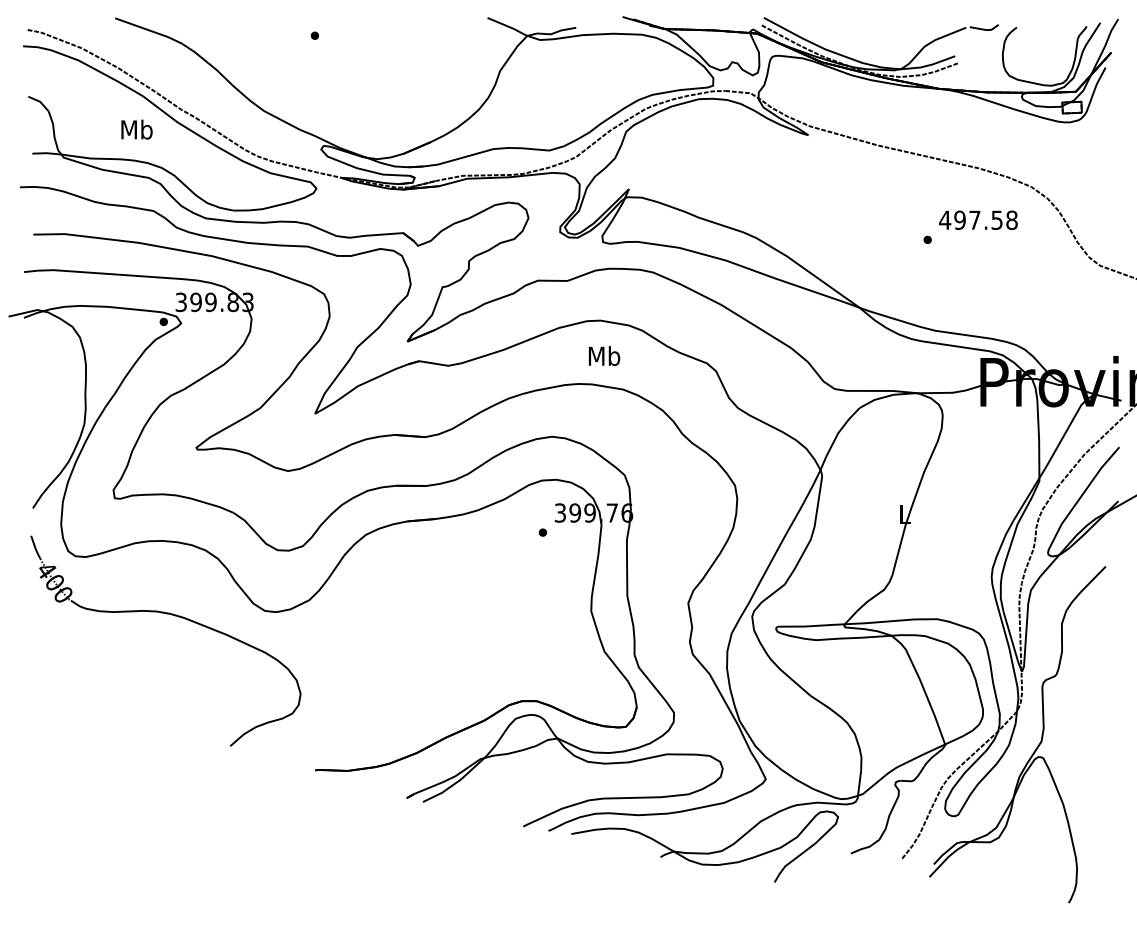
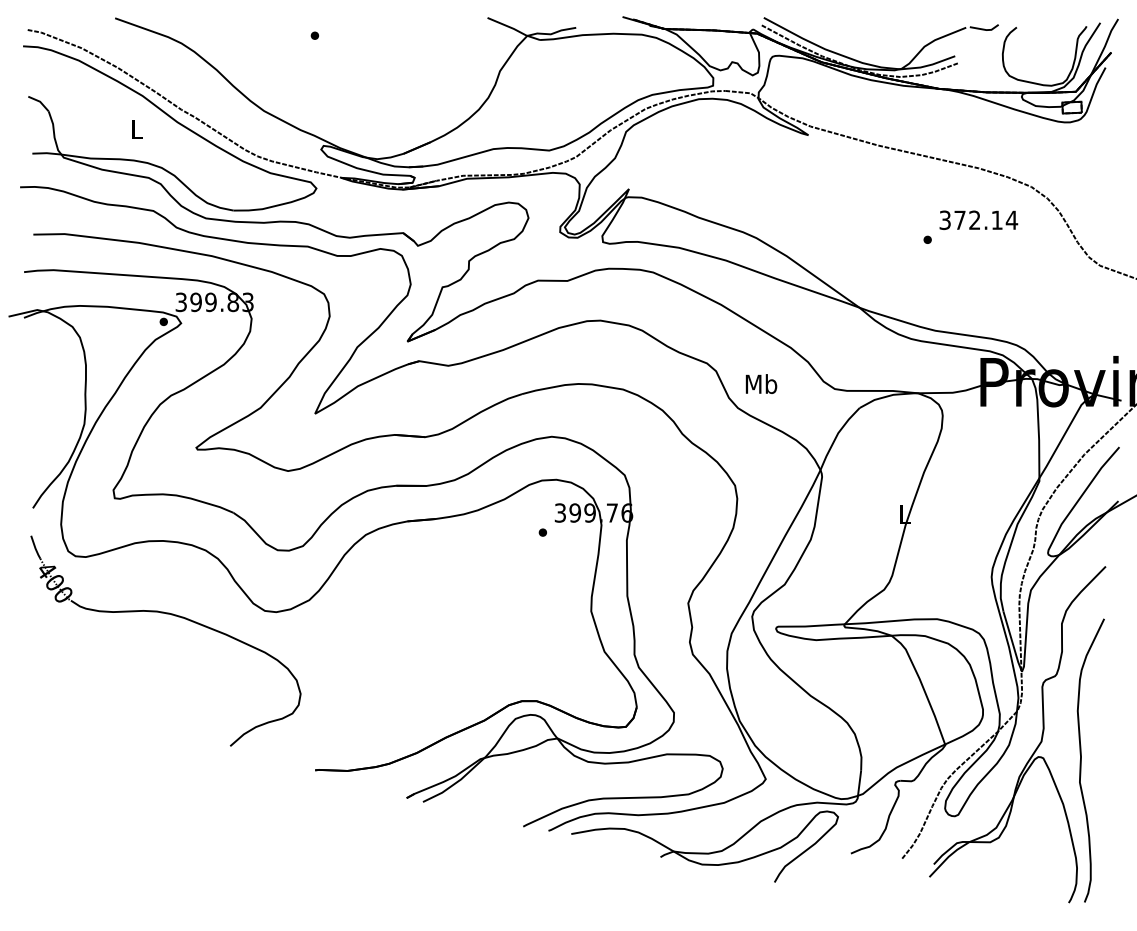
text: Mb -> L (136, 129)
text: 497.58 -> 372.14 (978, 220)
text position: (604, 355) -> (761, 383) (761, 383)
curve: none -> present (1081, 760)
